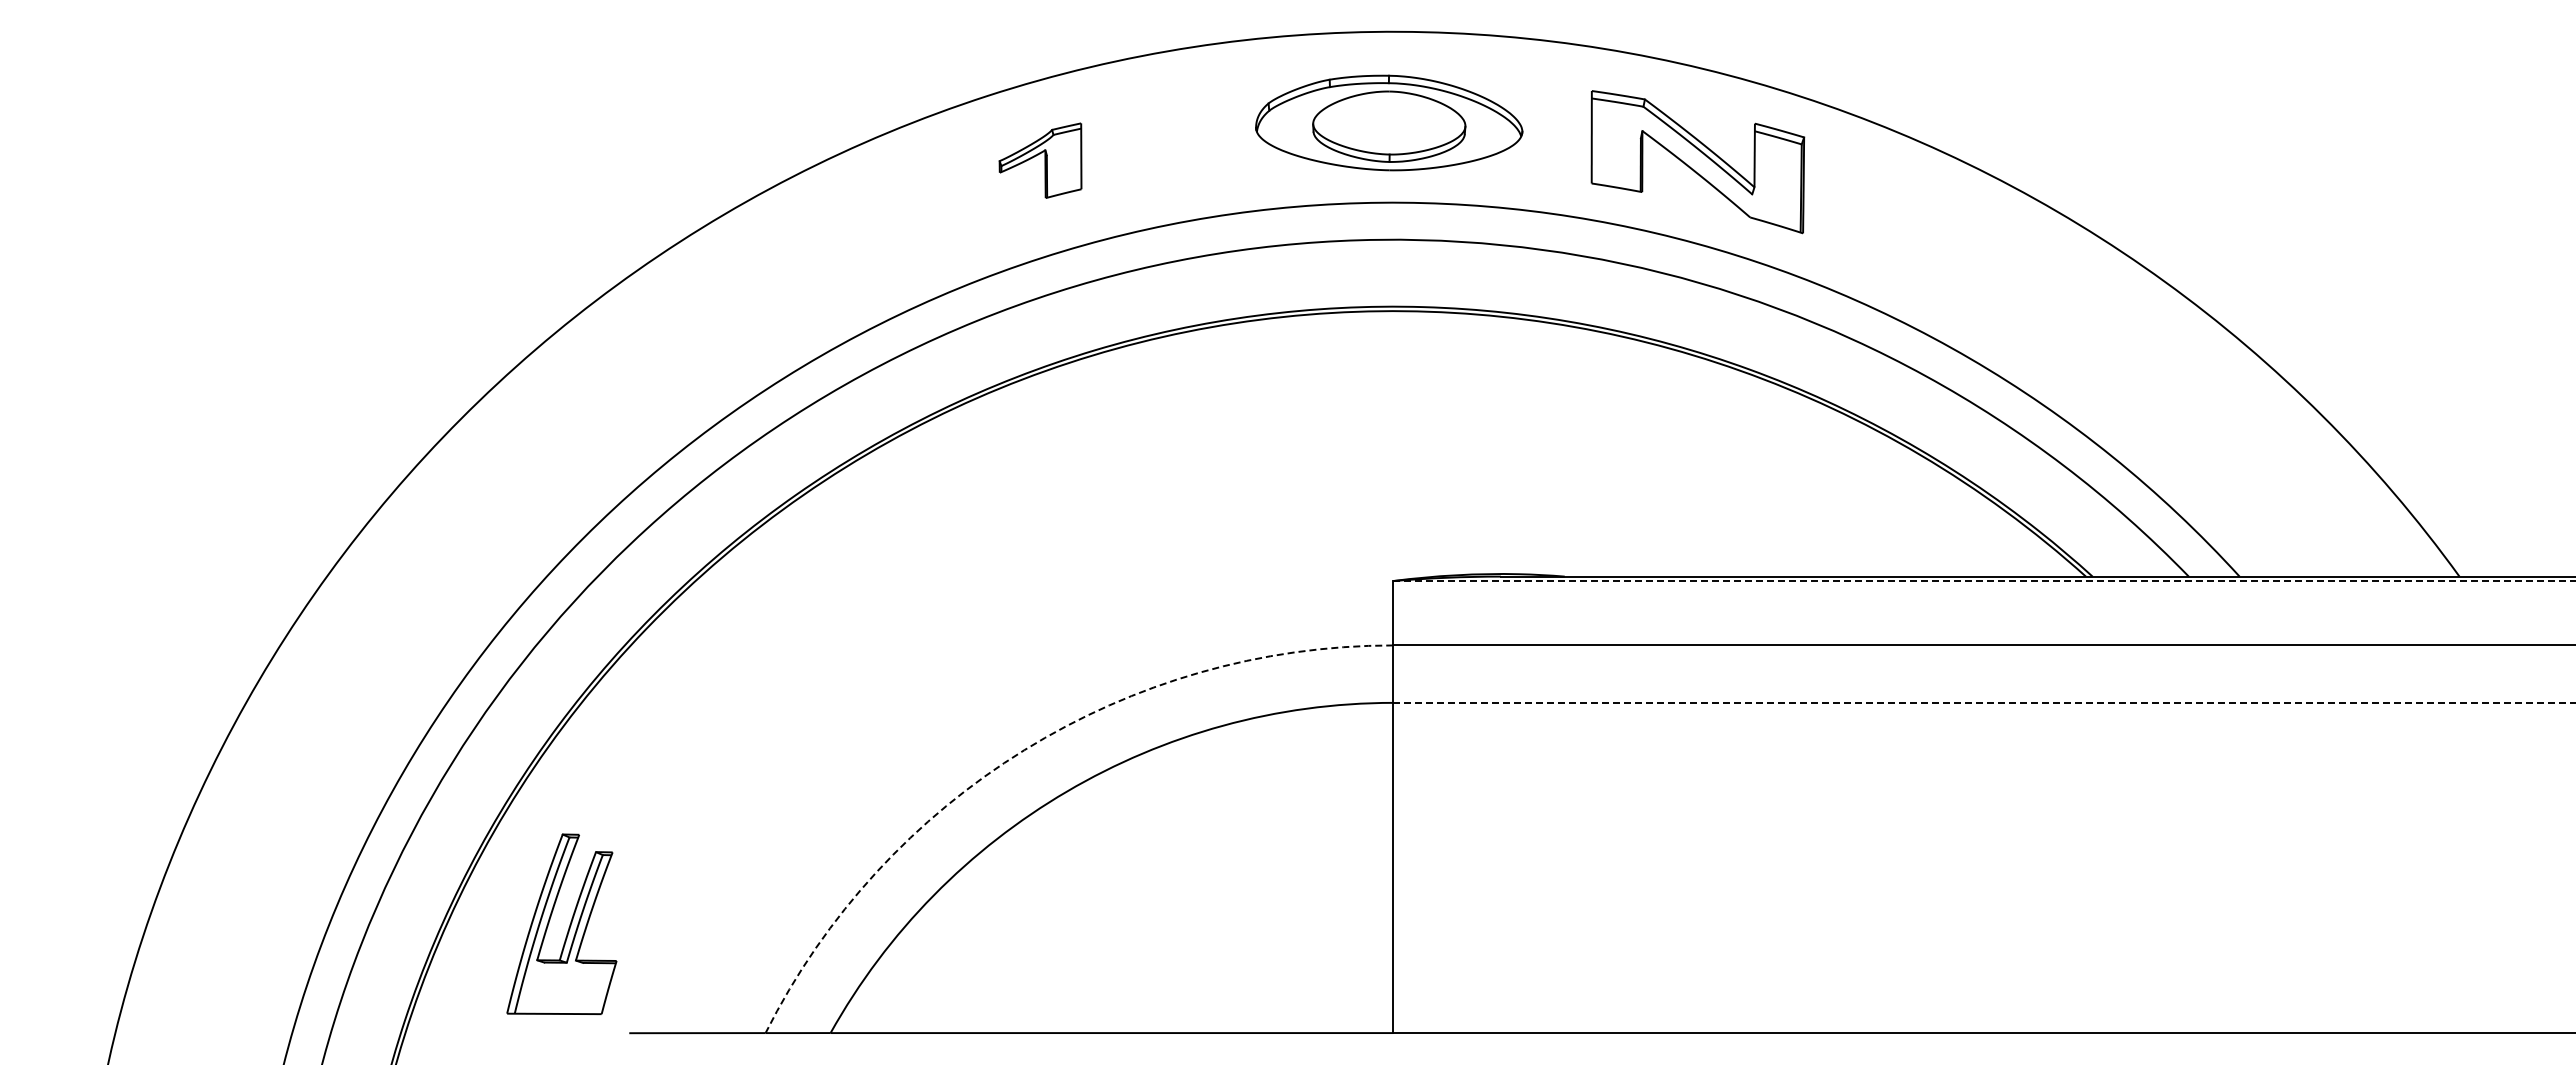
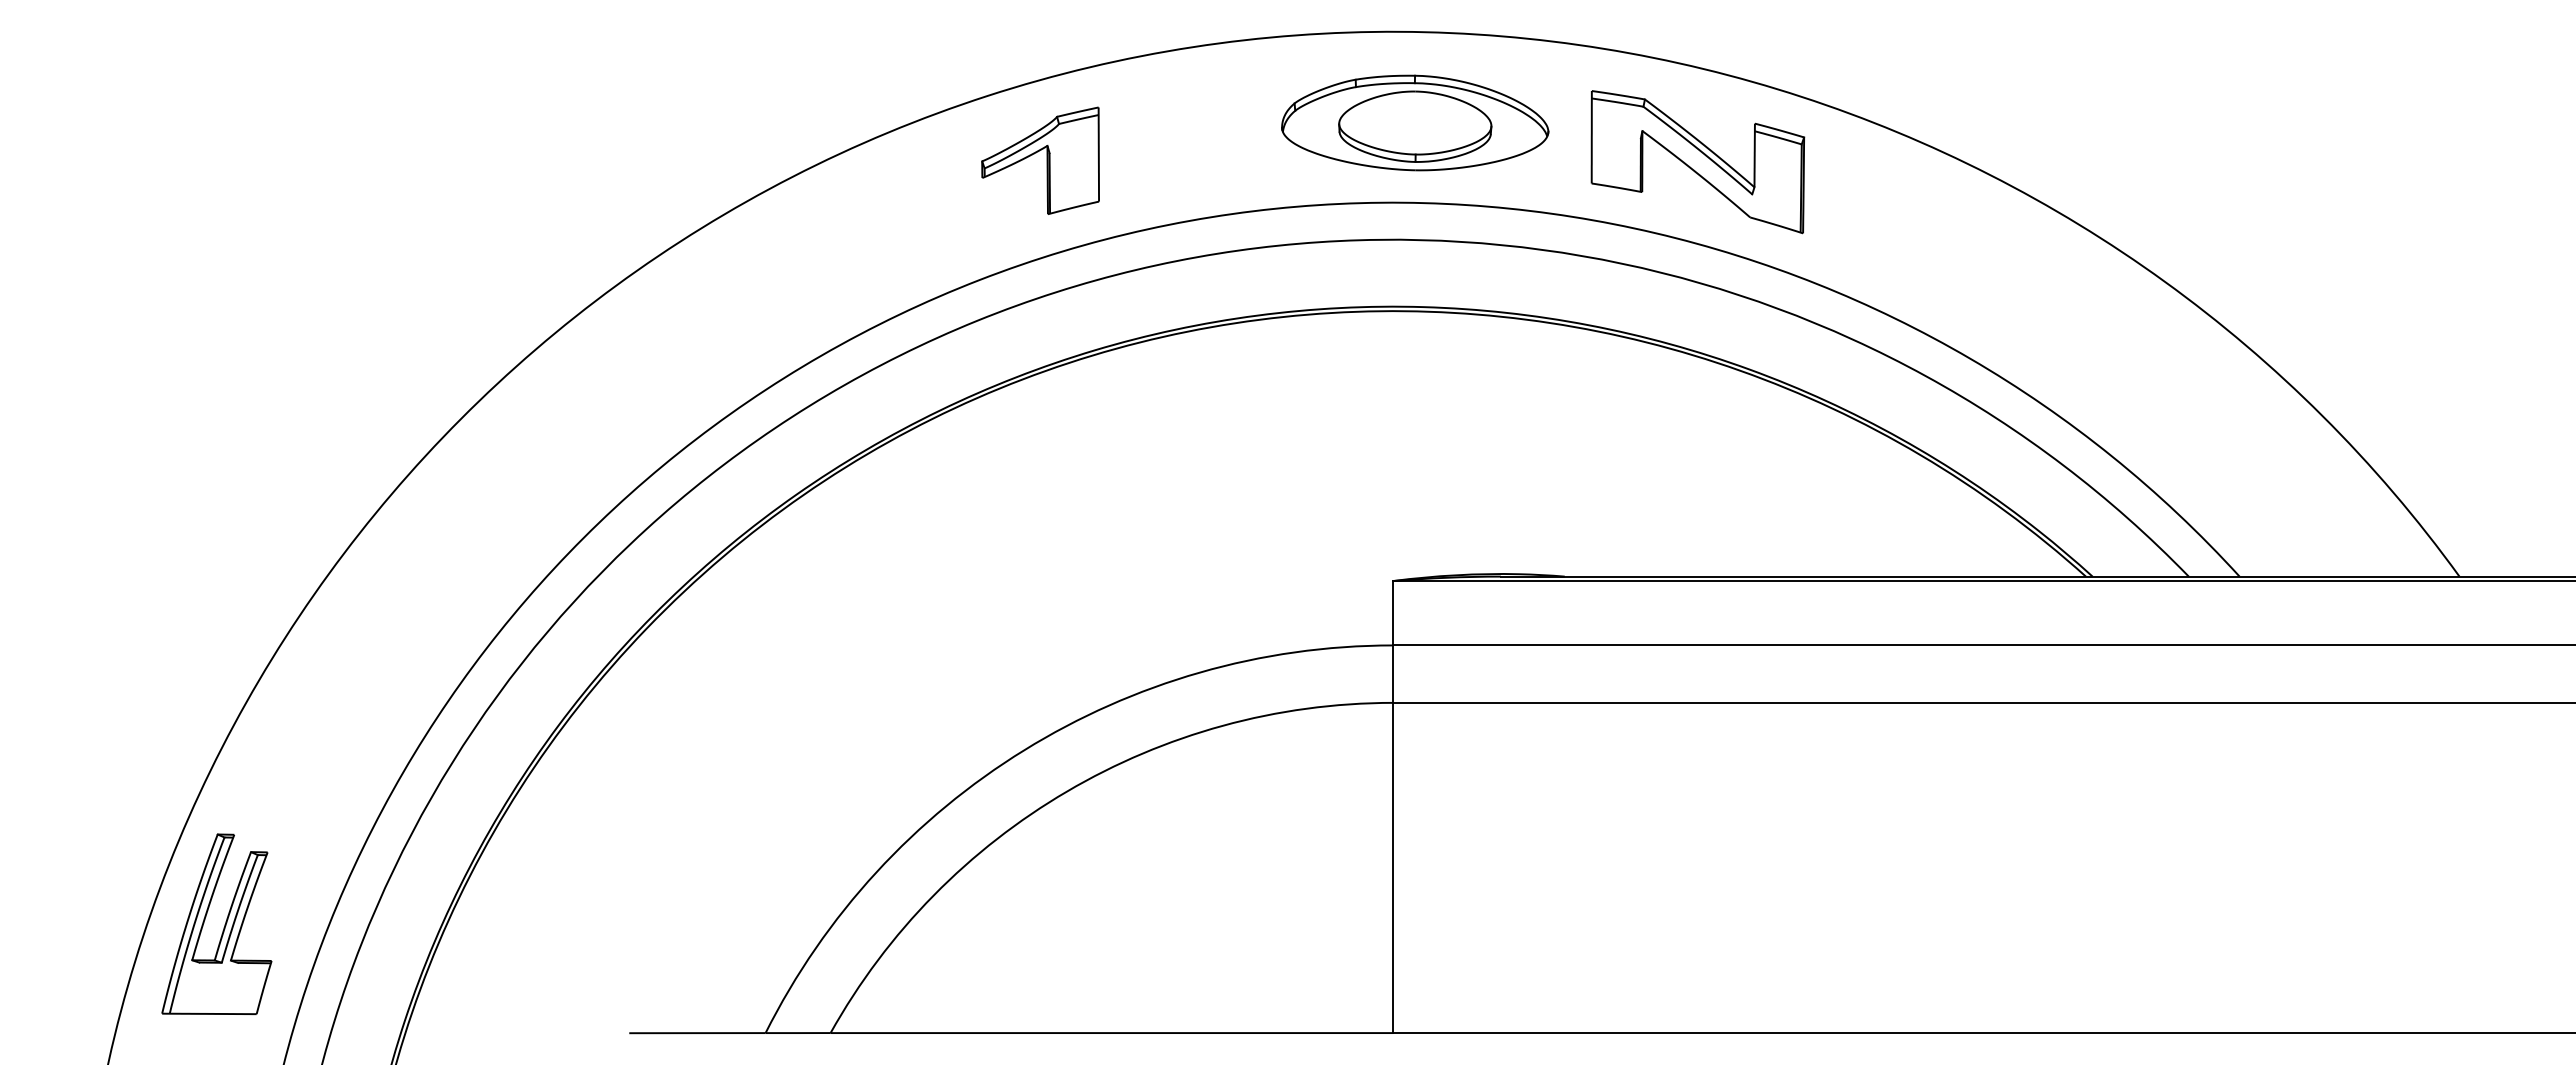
part position: (1389, 122) -> (1415, 122) (1415, 122)
part size: 85x77 px -> 119x109 px (1040, 160)
line: dashed -> solid (1984, 581)
line: dashed -> solid (1984, 702)
arc: dashed -> solid (1024, 750)
part position: (569, 924) -> (224, 924) (224, 924)
